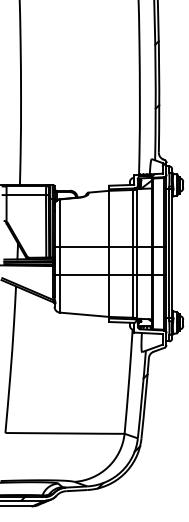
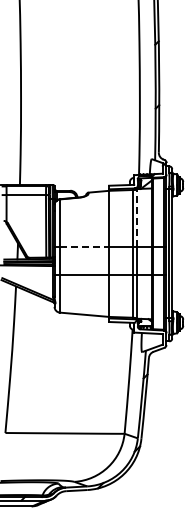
line: solid -> dashed (137, 217)
line: solid -> dashed (84, 246)
